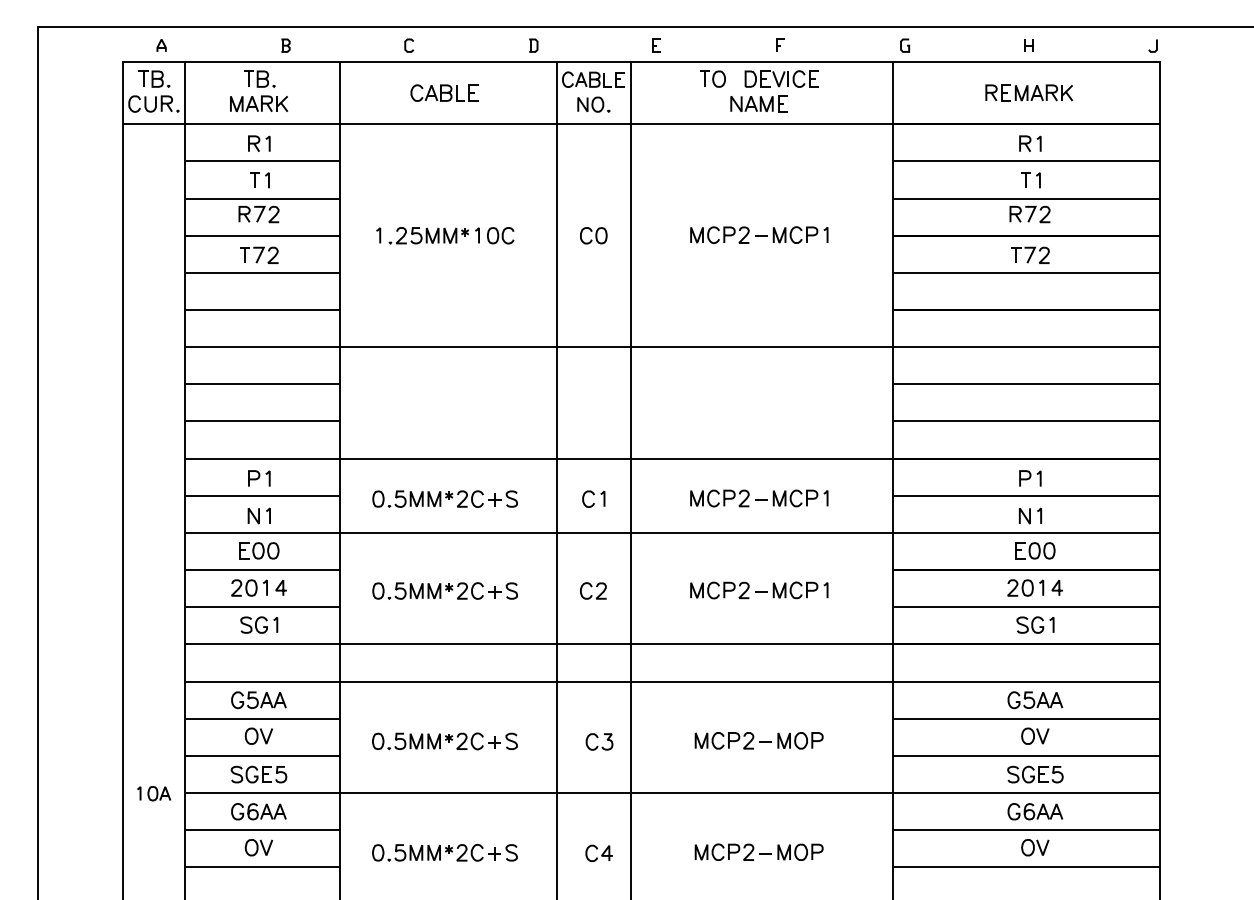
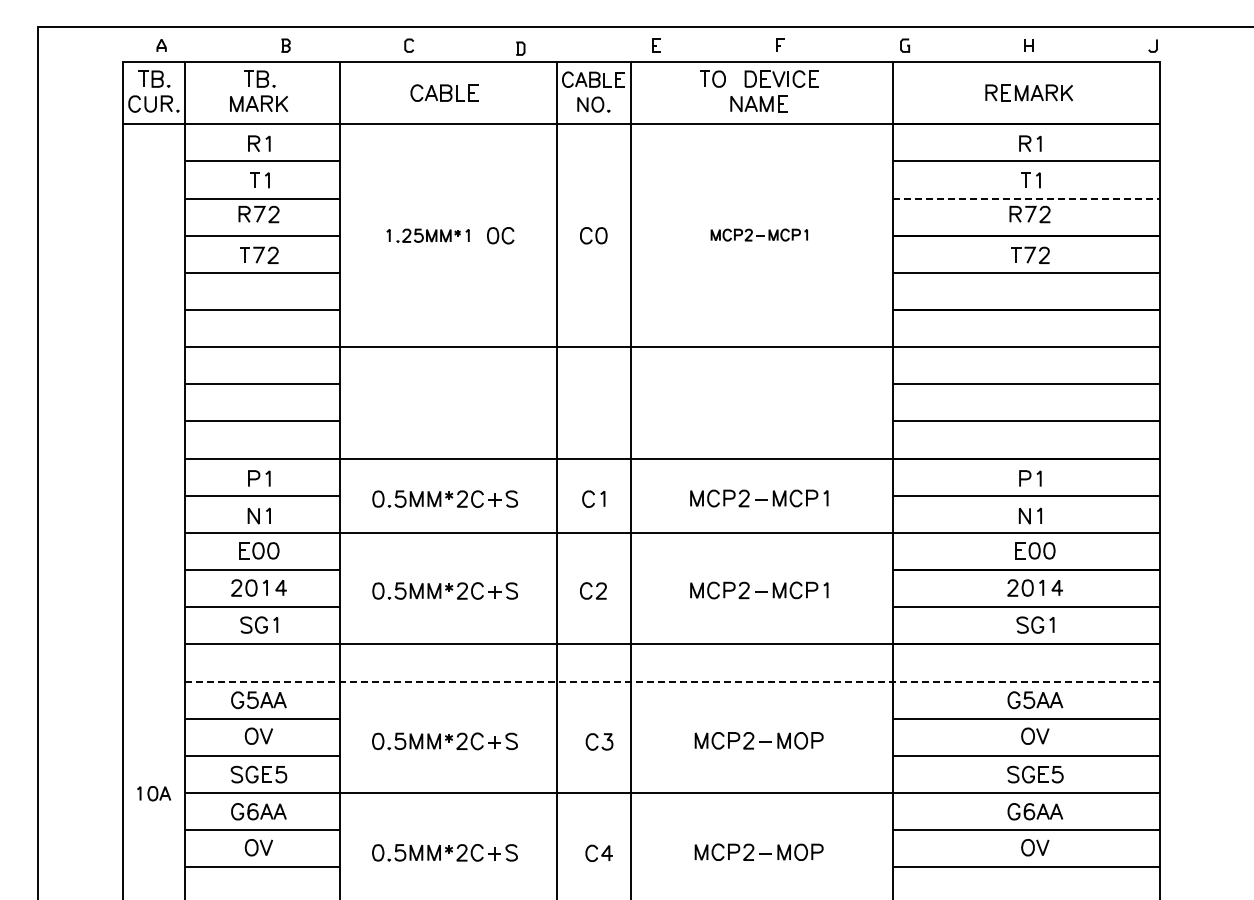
part position: (533, 45) -> (520, 48) (520, 48)
line: solid -> dashed (1026, 198)
part size: 139x18 px -> 98x14 px (758, 234)
part size: 104x18 px -> 84x15 px (427, 235)
line: solid -> dashed (673, 681)
